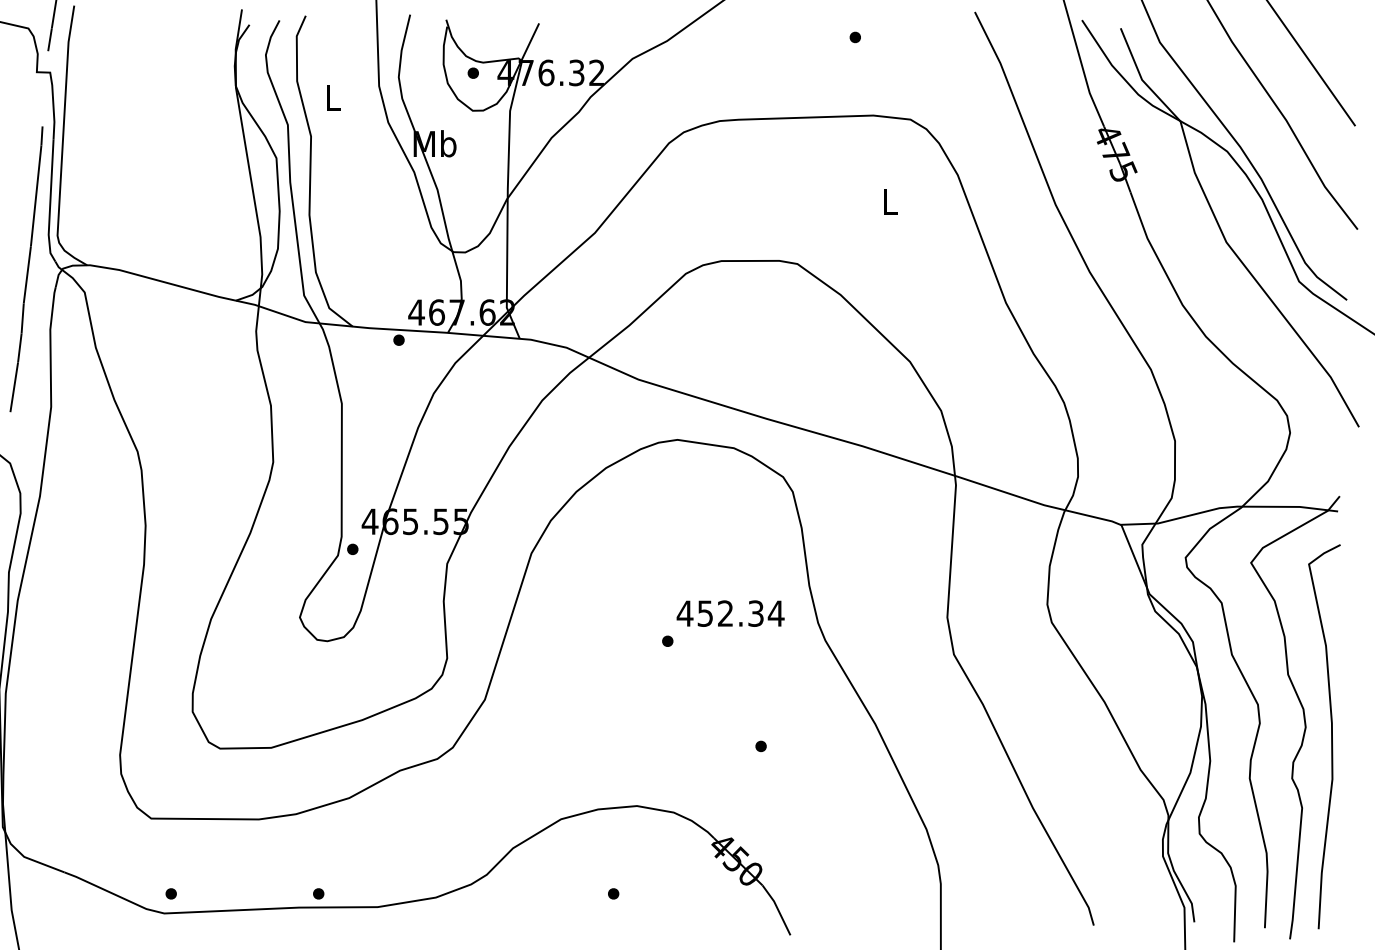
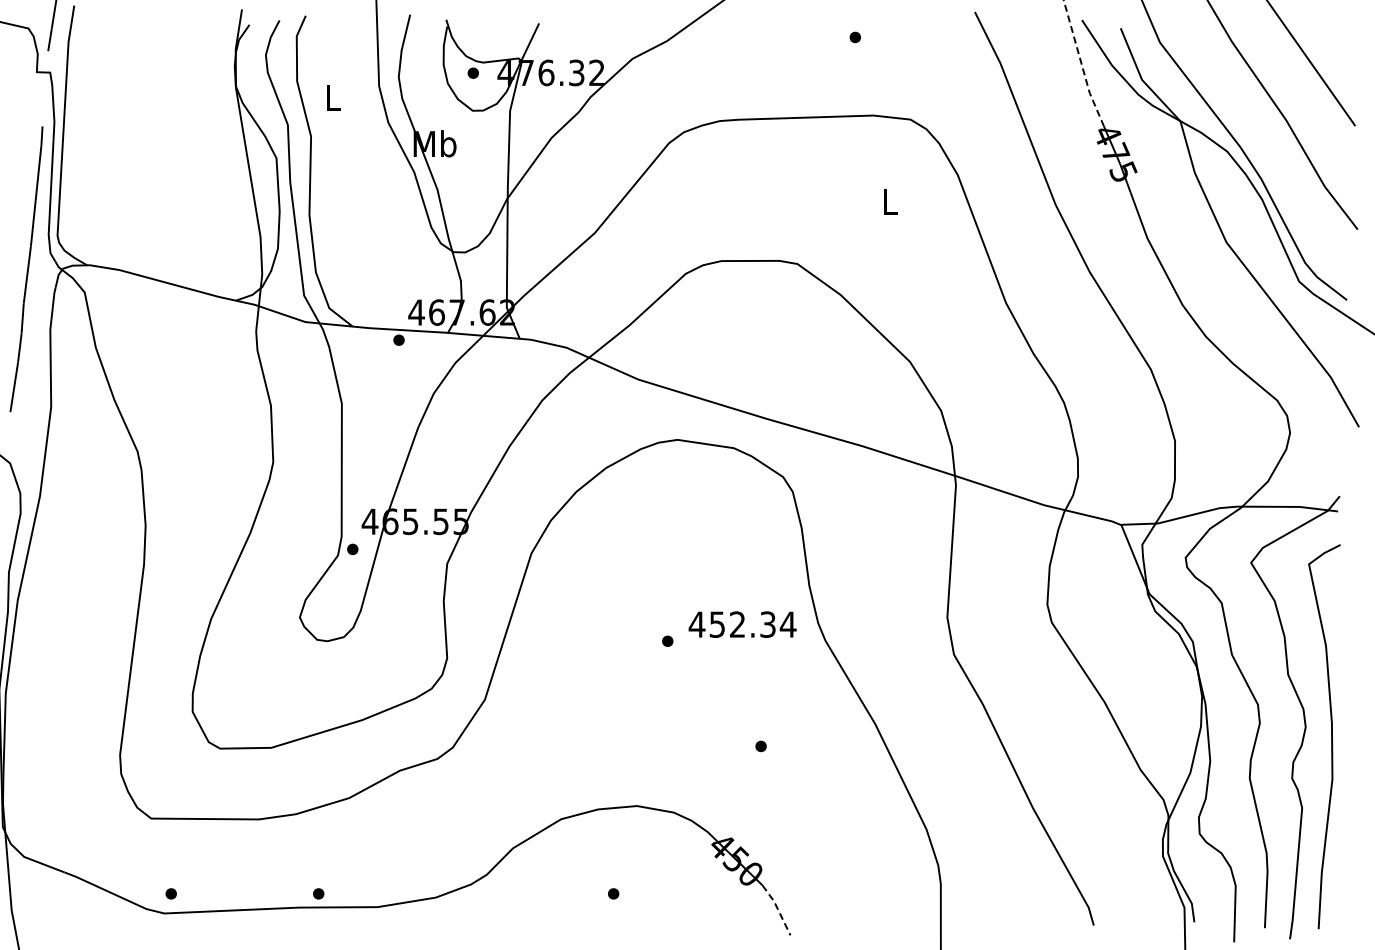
line: solid -> dashed (1081, 65)
text position: (730, 613) -> (742, 624) (742, 624)
line: solid -> dashed (777, 908)
